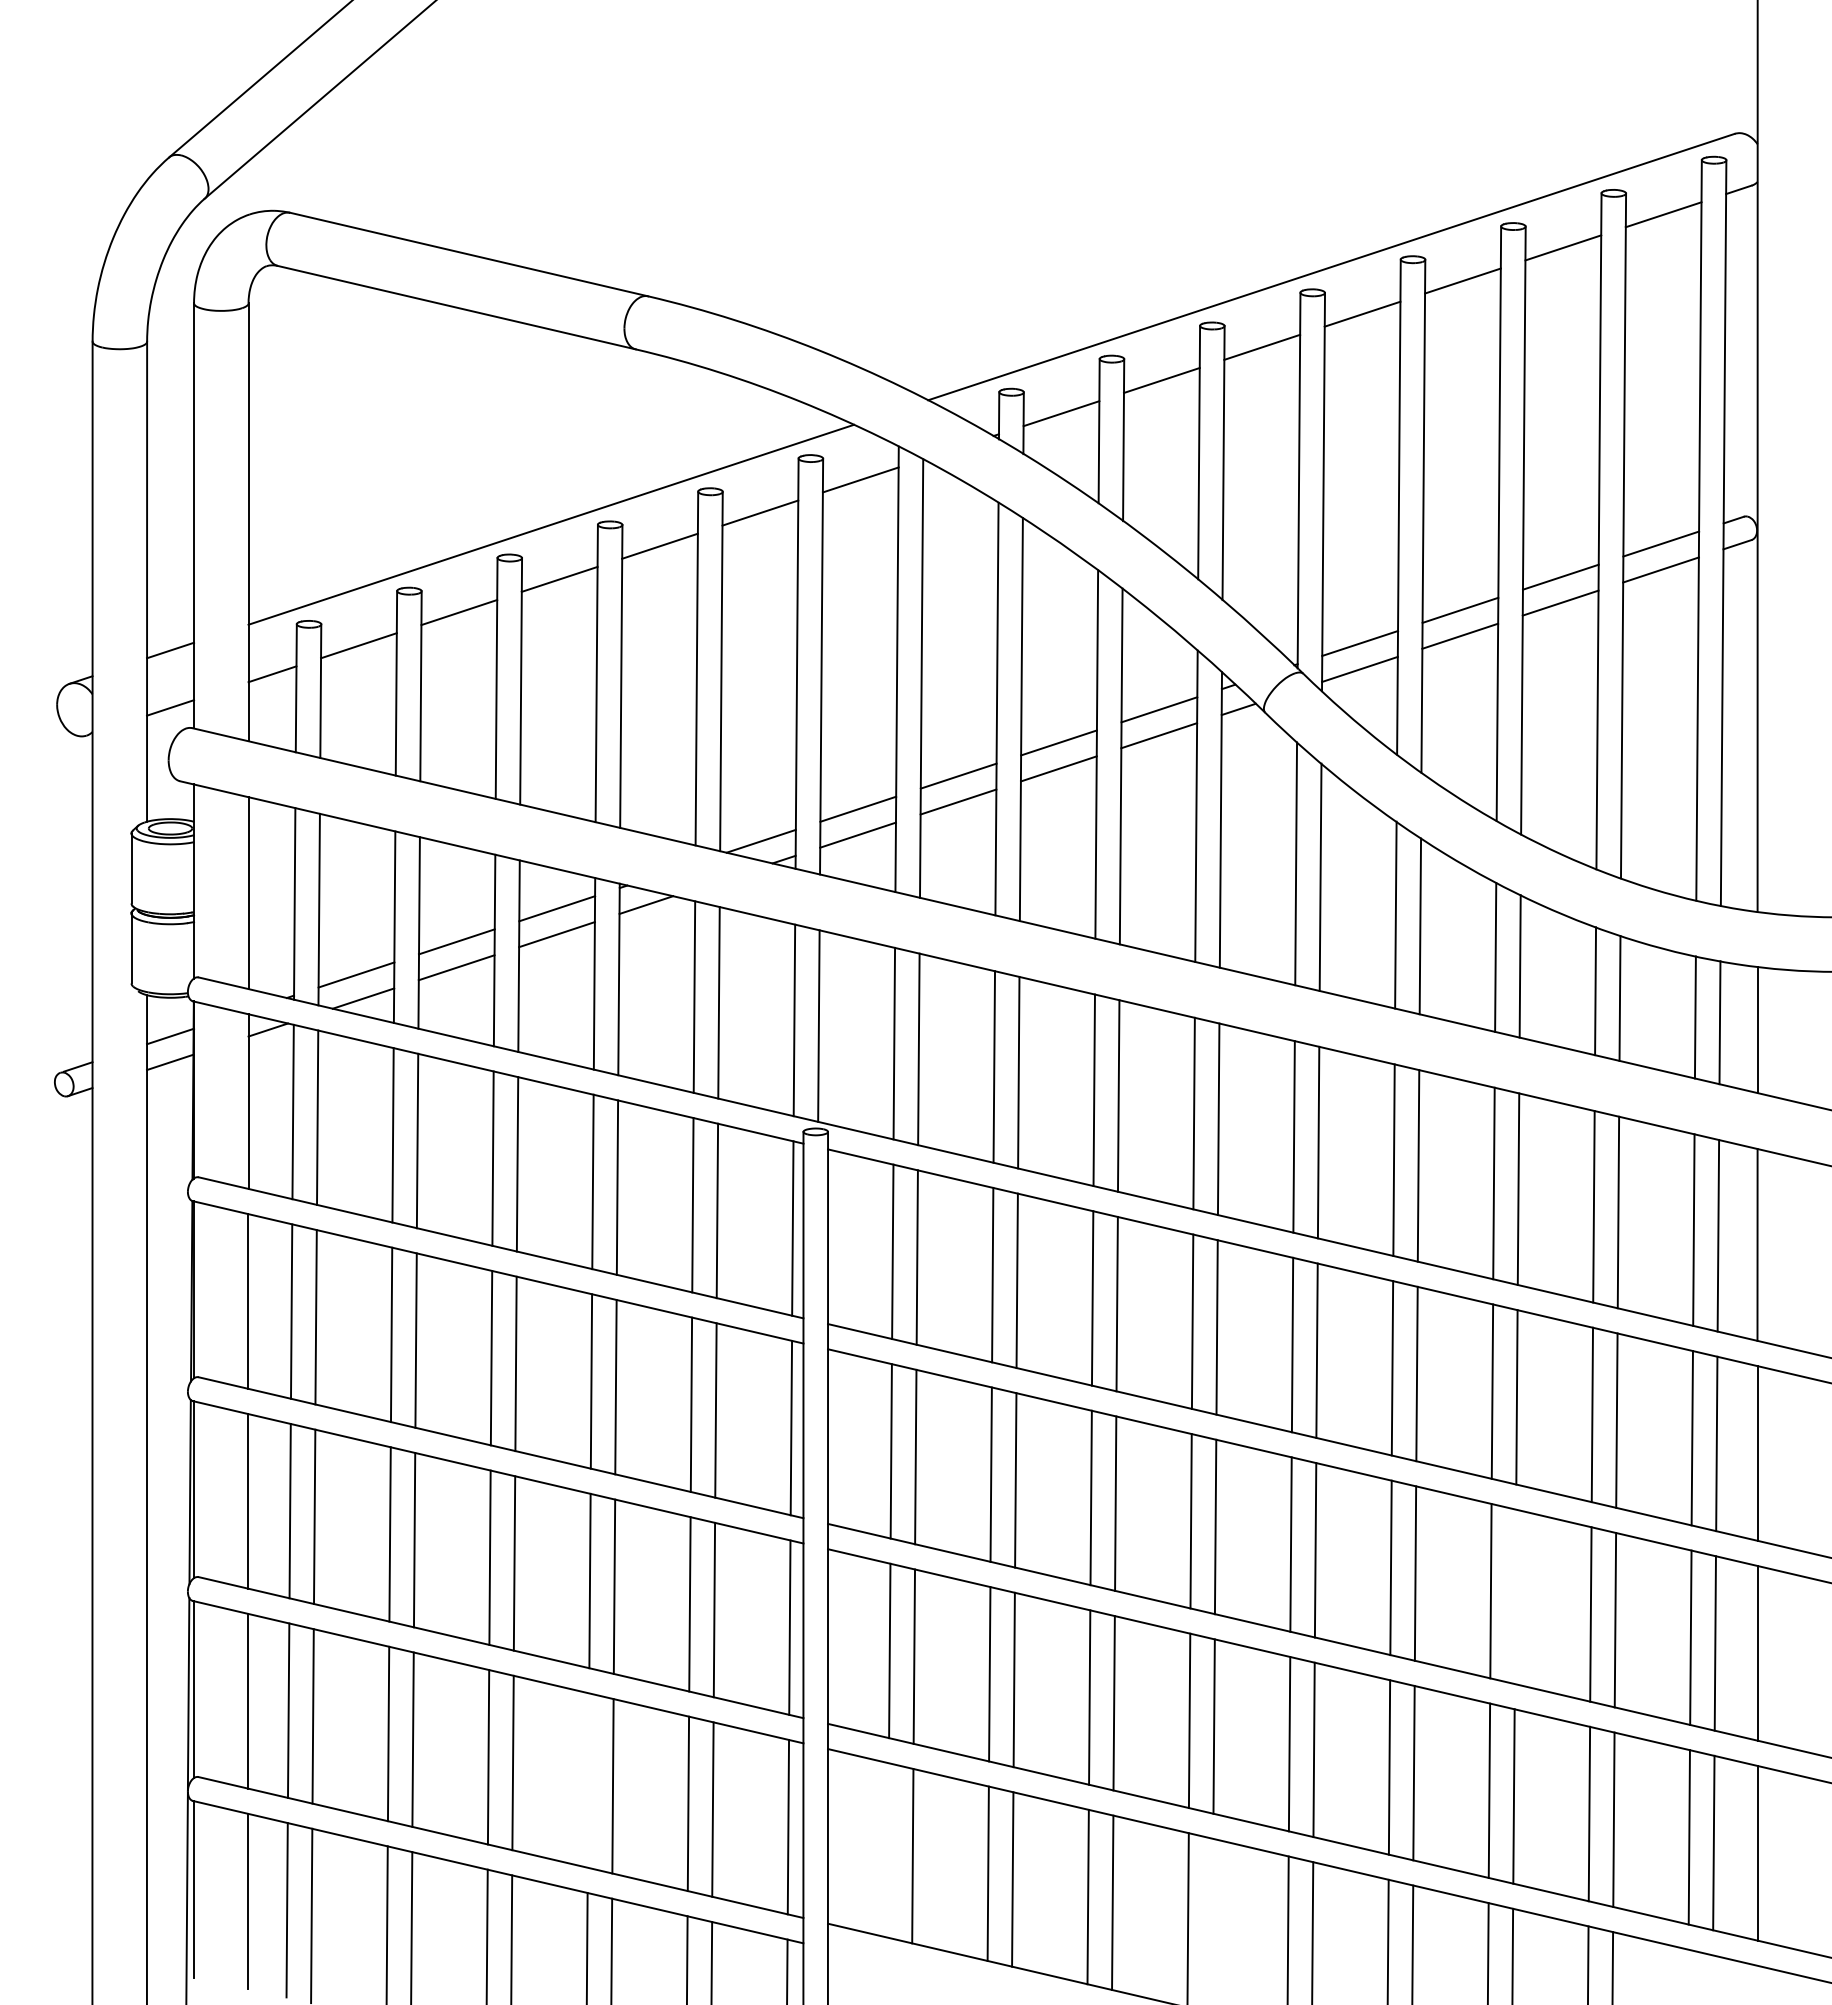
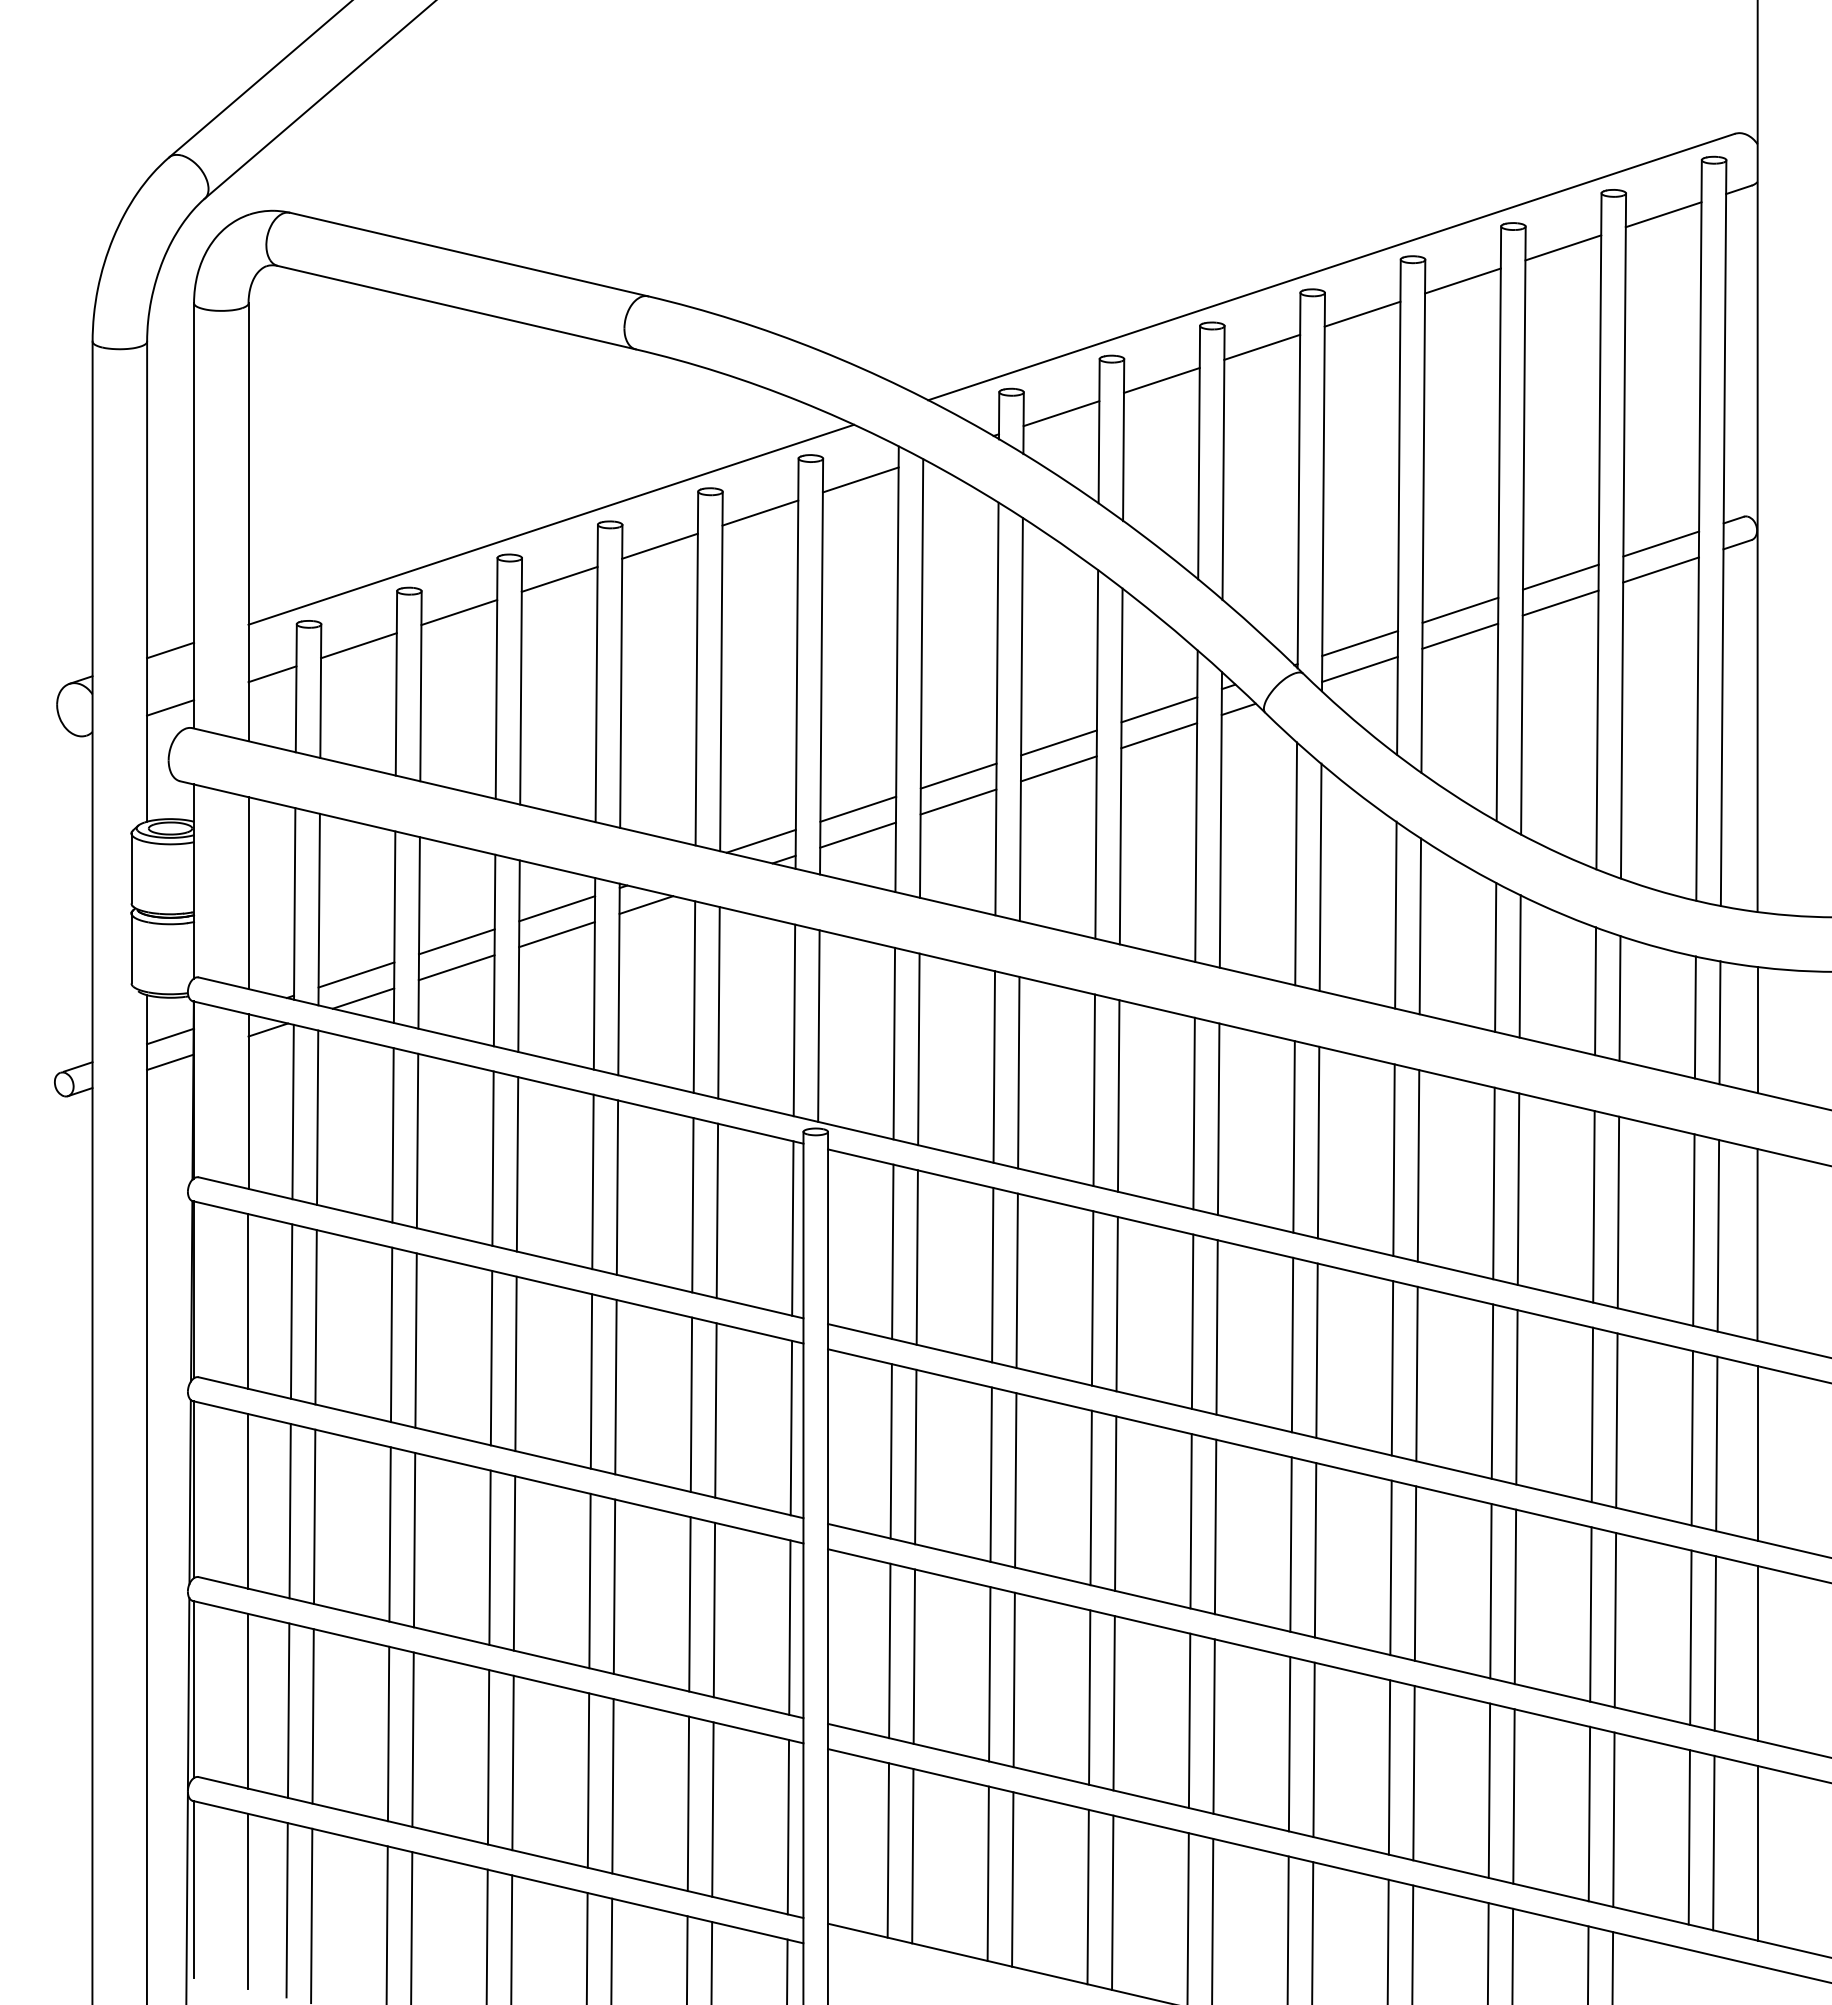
line: none -> present (1515, 1596)
line: none -> present (588, 1780)
line: none -> present (888, 1850)
line: none -> present (1212, 1919)
